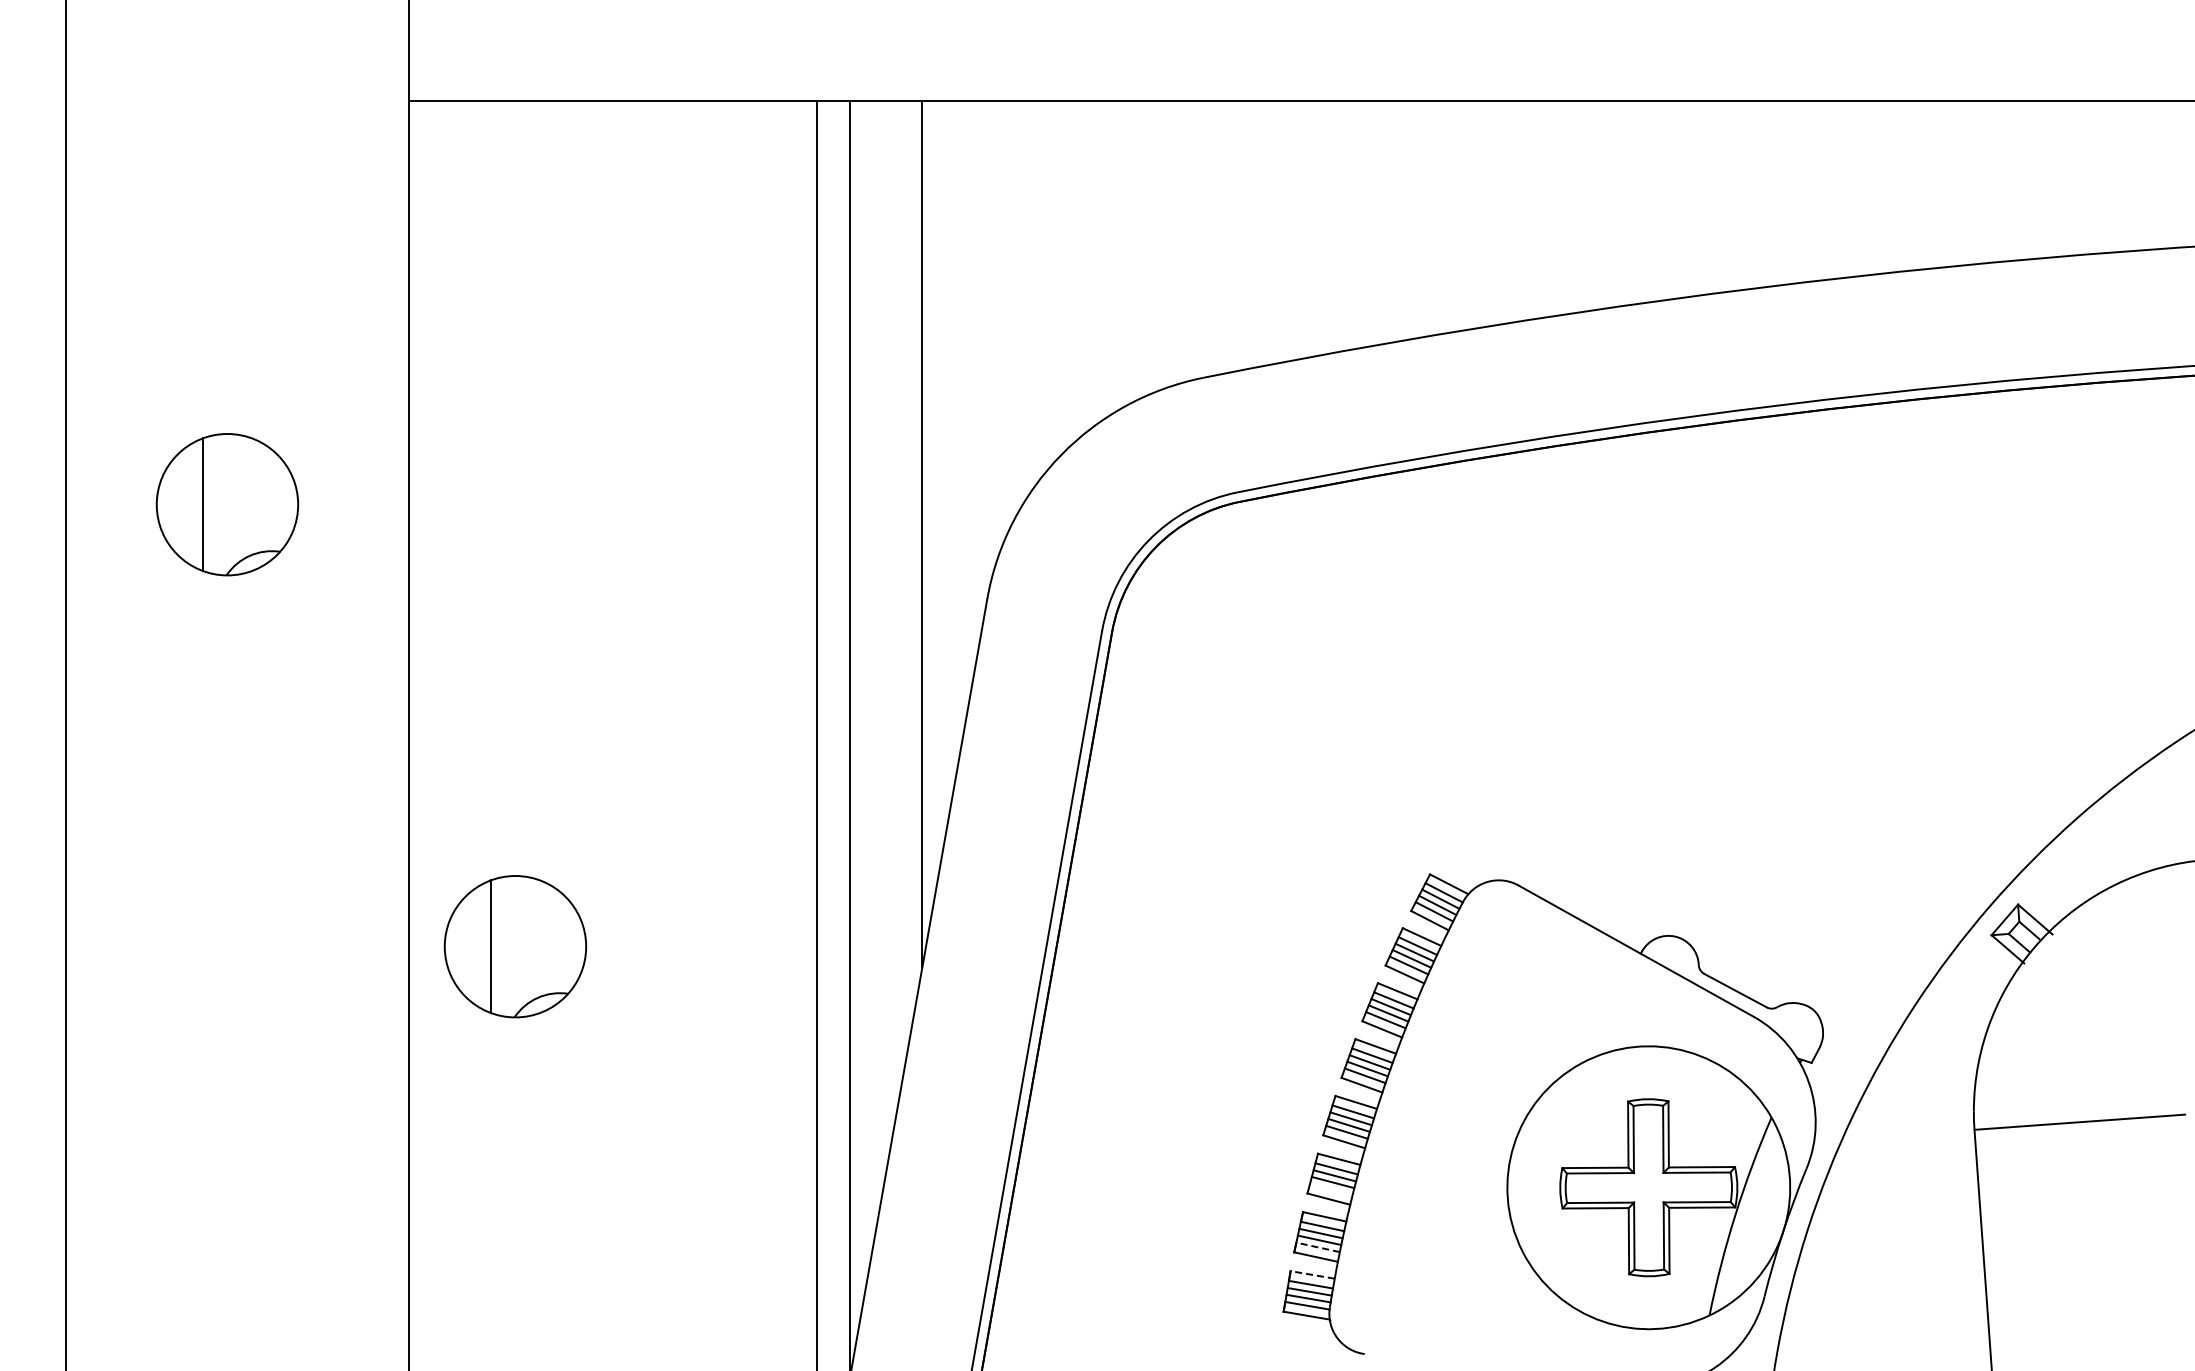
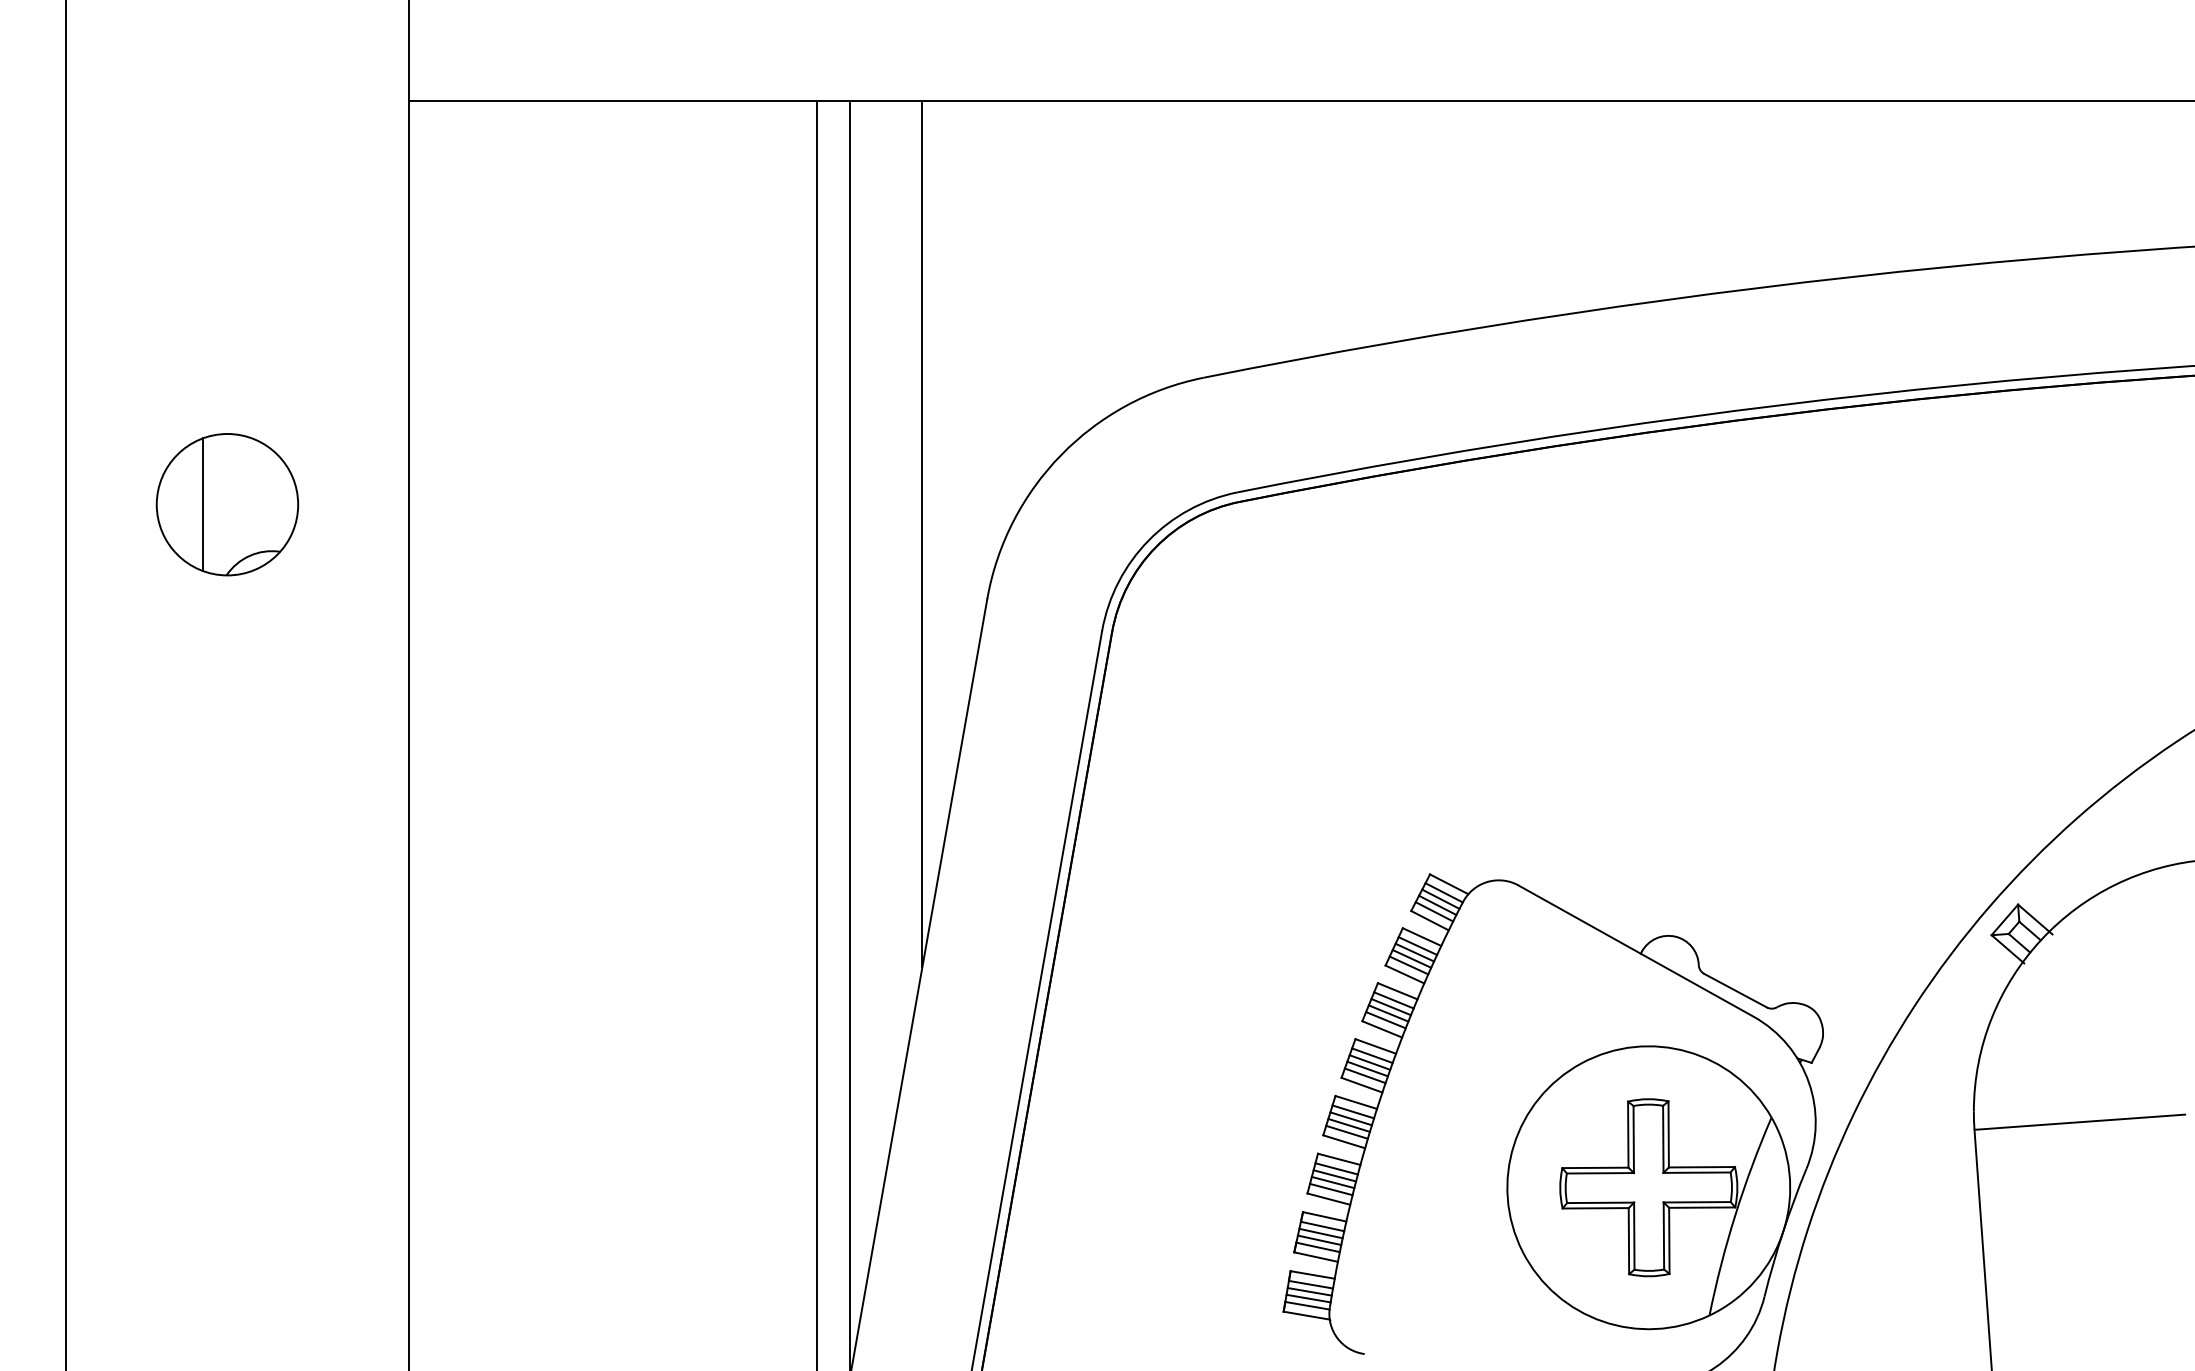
part: present -> none (515, 946)
line: none -> present (1331, 1189)
line: dashed -> solid (1317, 1247)
line: dashed -> solid (1312, 1274)
